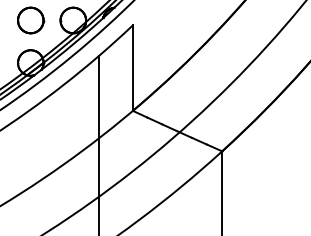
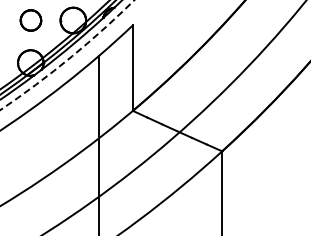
part size: 29x29 px -> 24x23 px (30, 20)
arc: solid -> dashed (70, 57)
